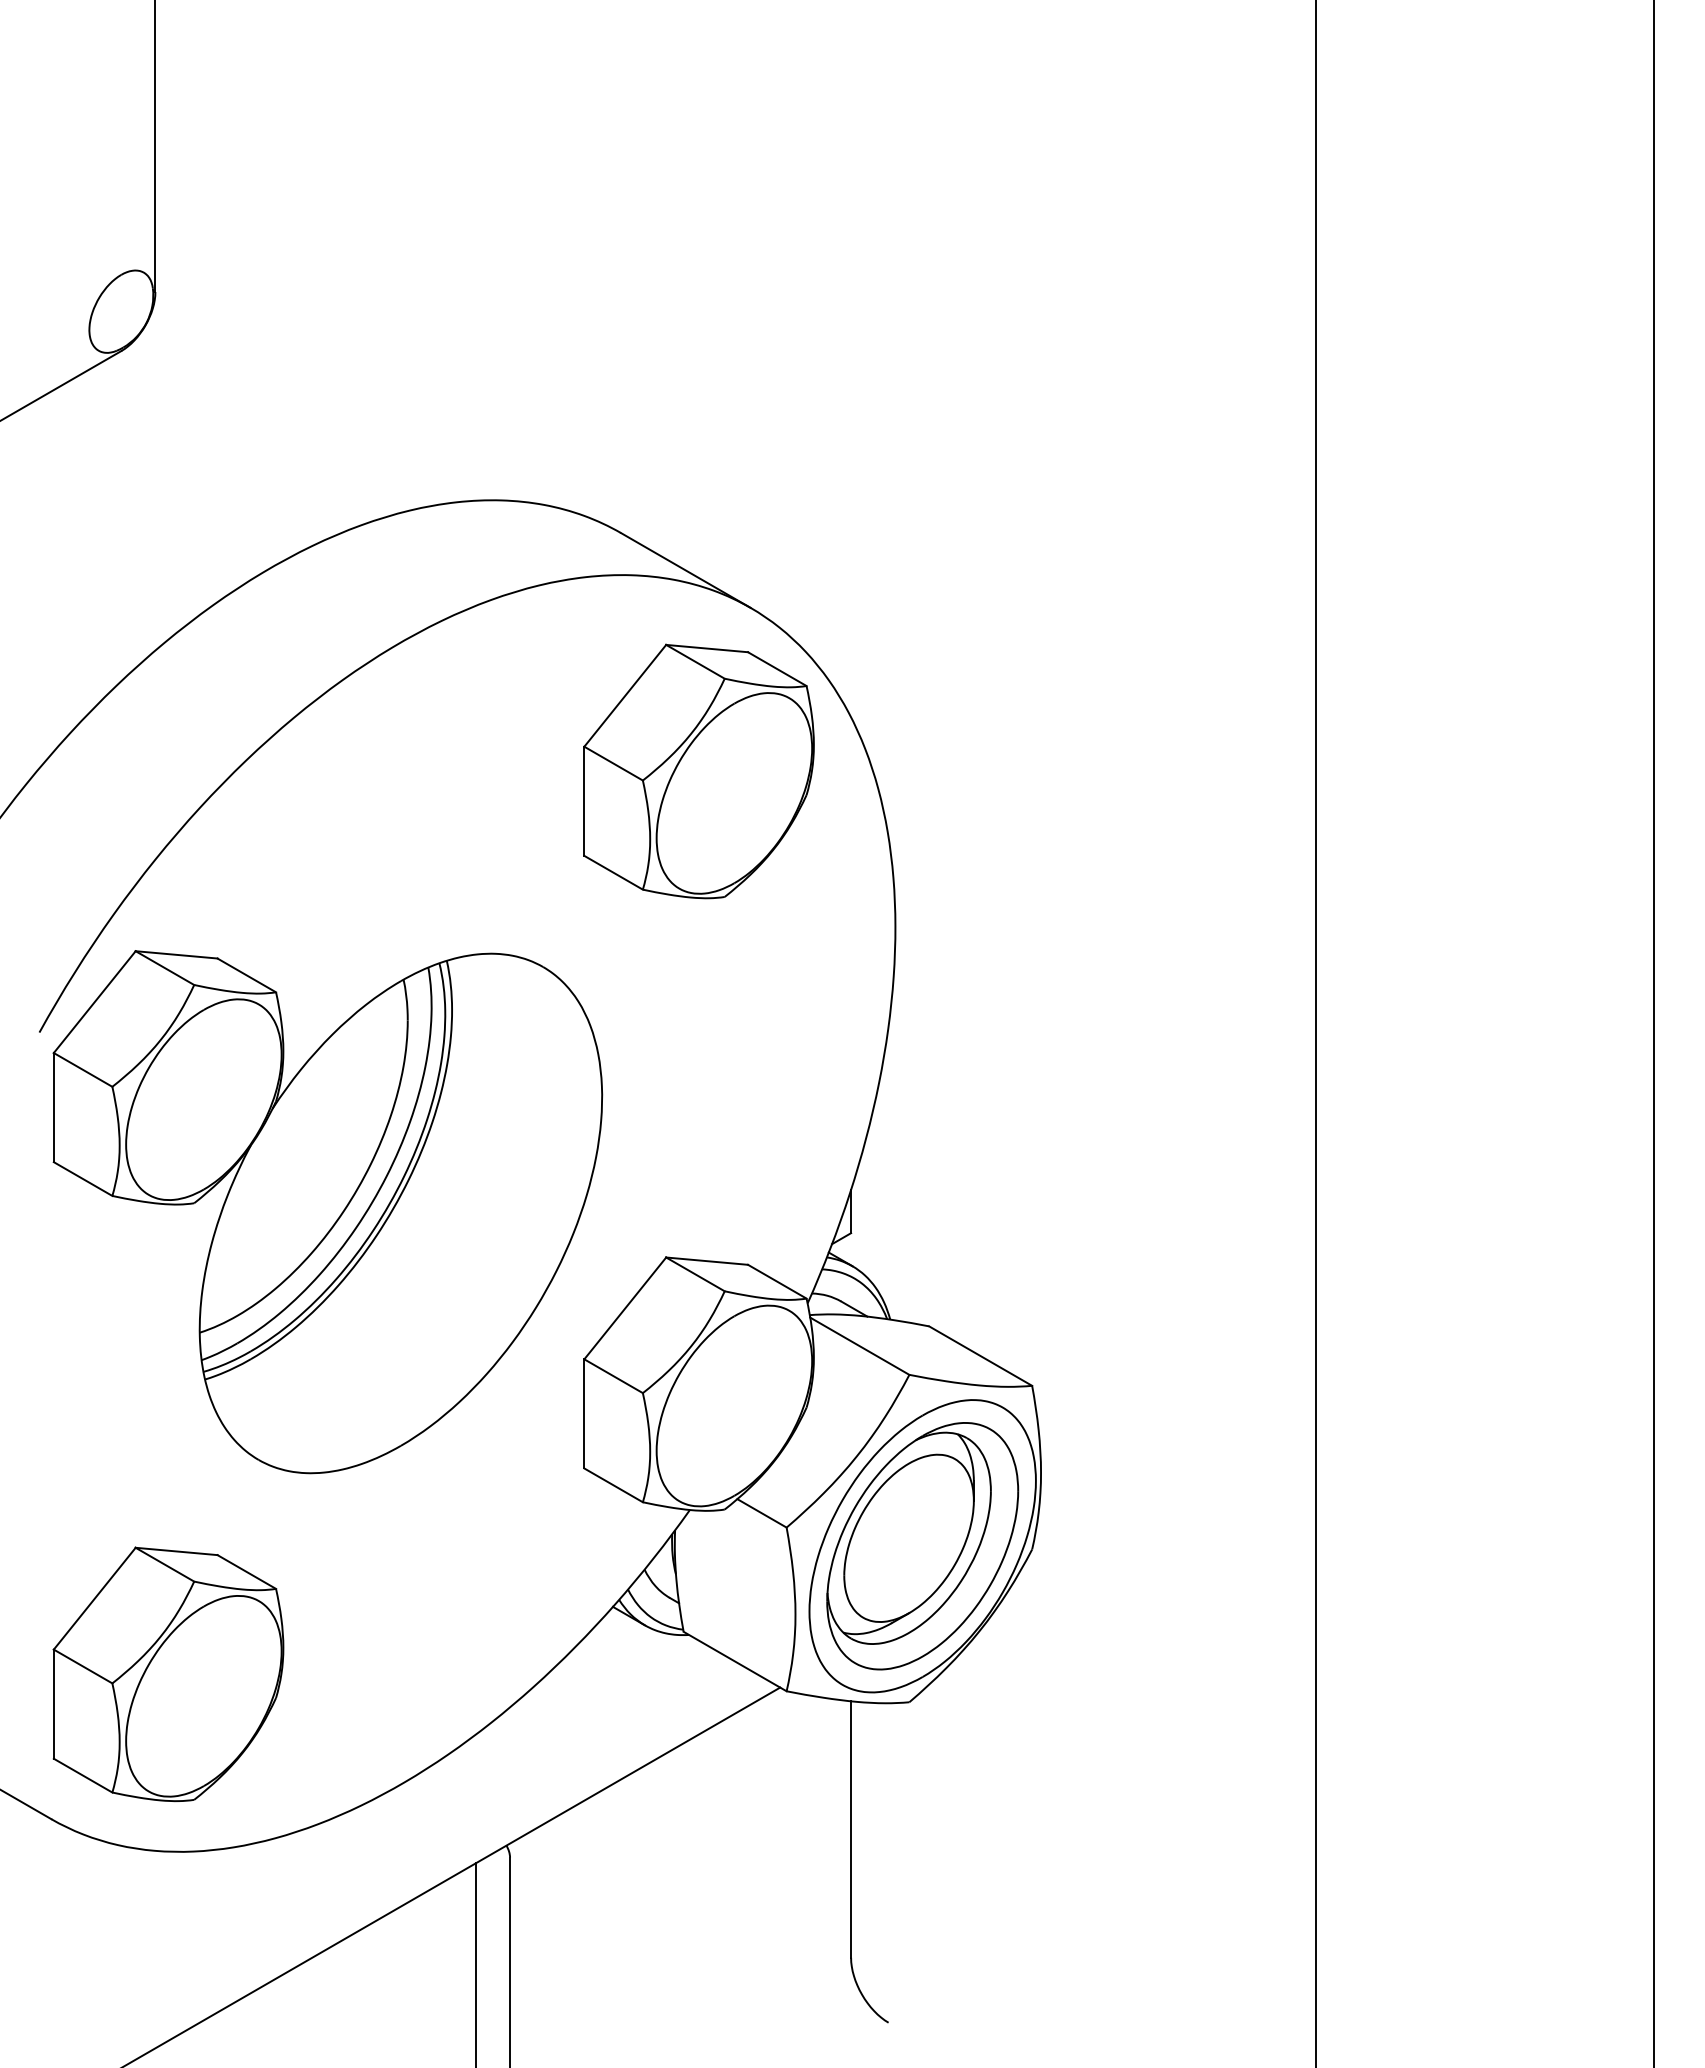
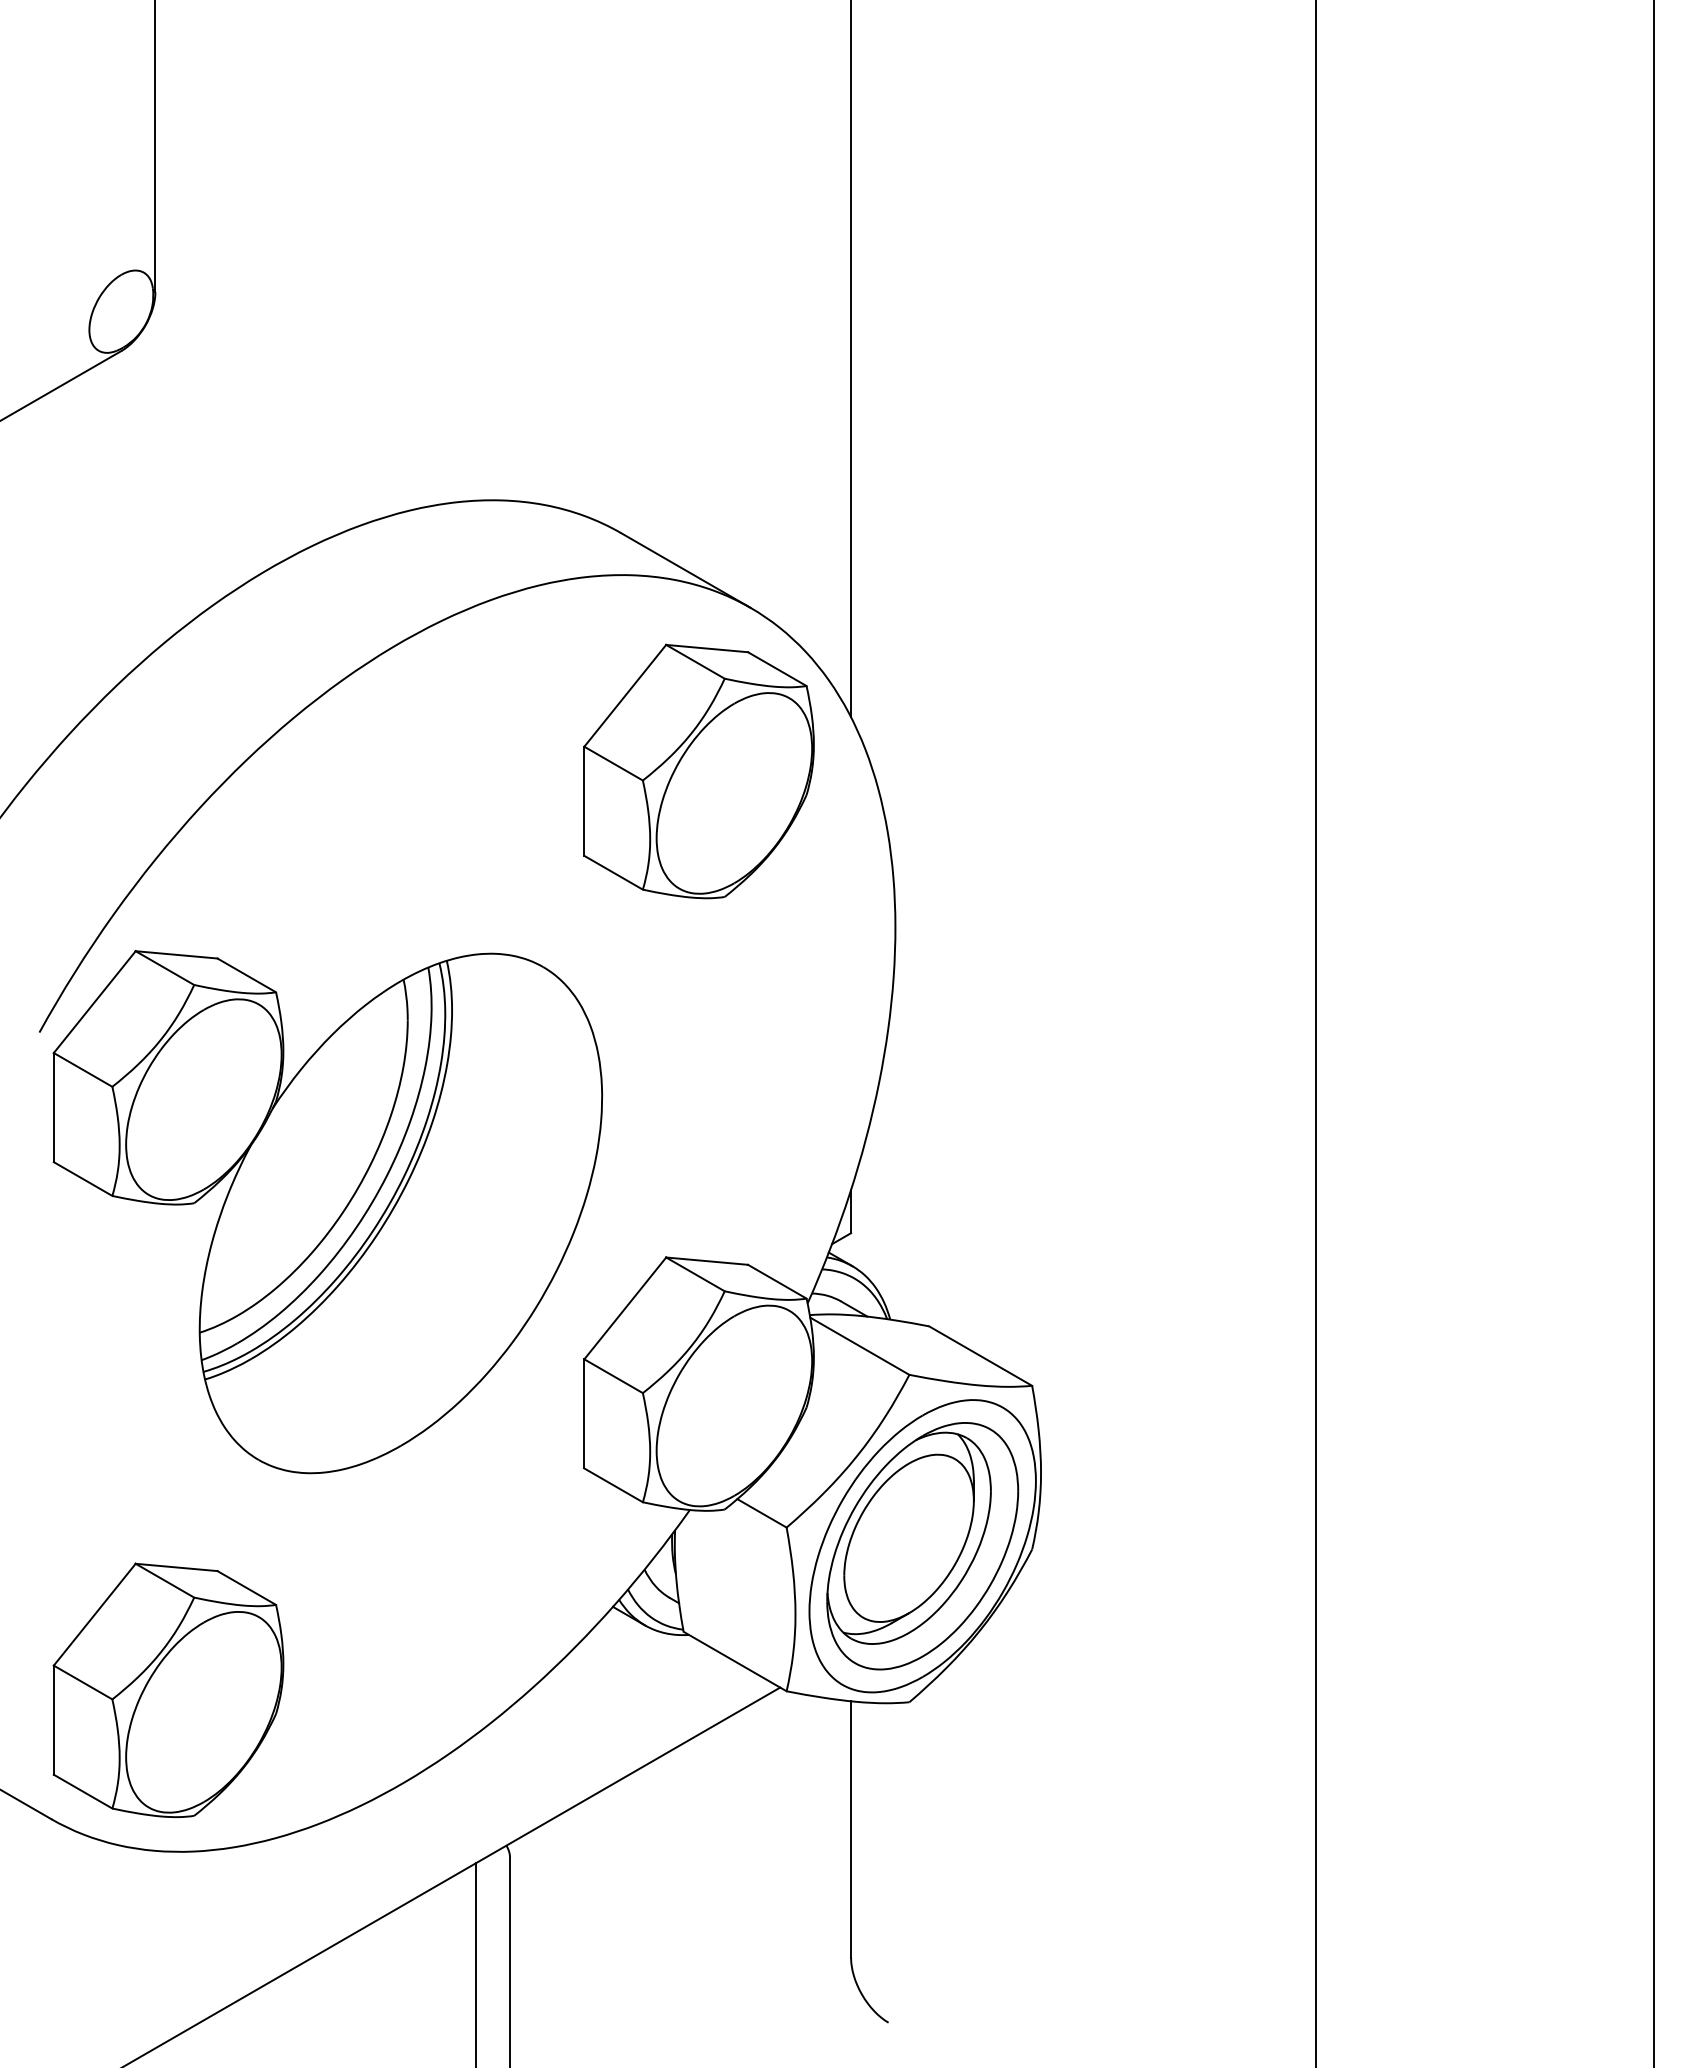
line: none -> present (851, 359)
part position: (168, 1674) -> (168, 1690) (168, 1690)
